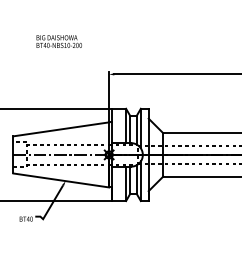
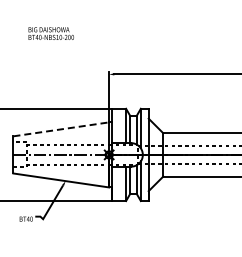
text position: (58, 41) -> (50, 33) (50, 33)
line: solid -> dashed (61, 129)
